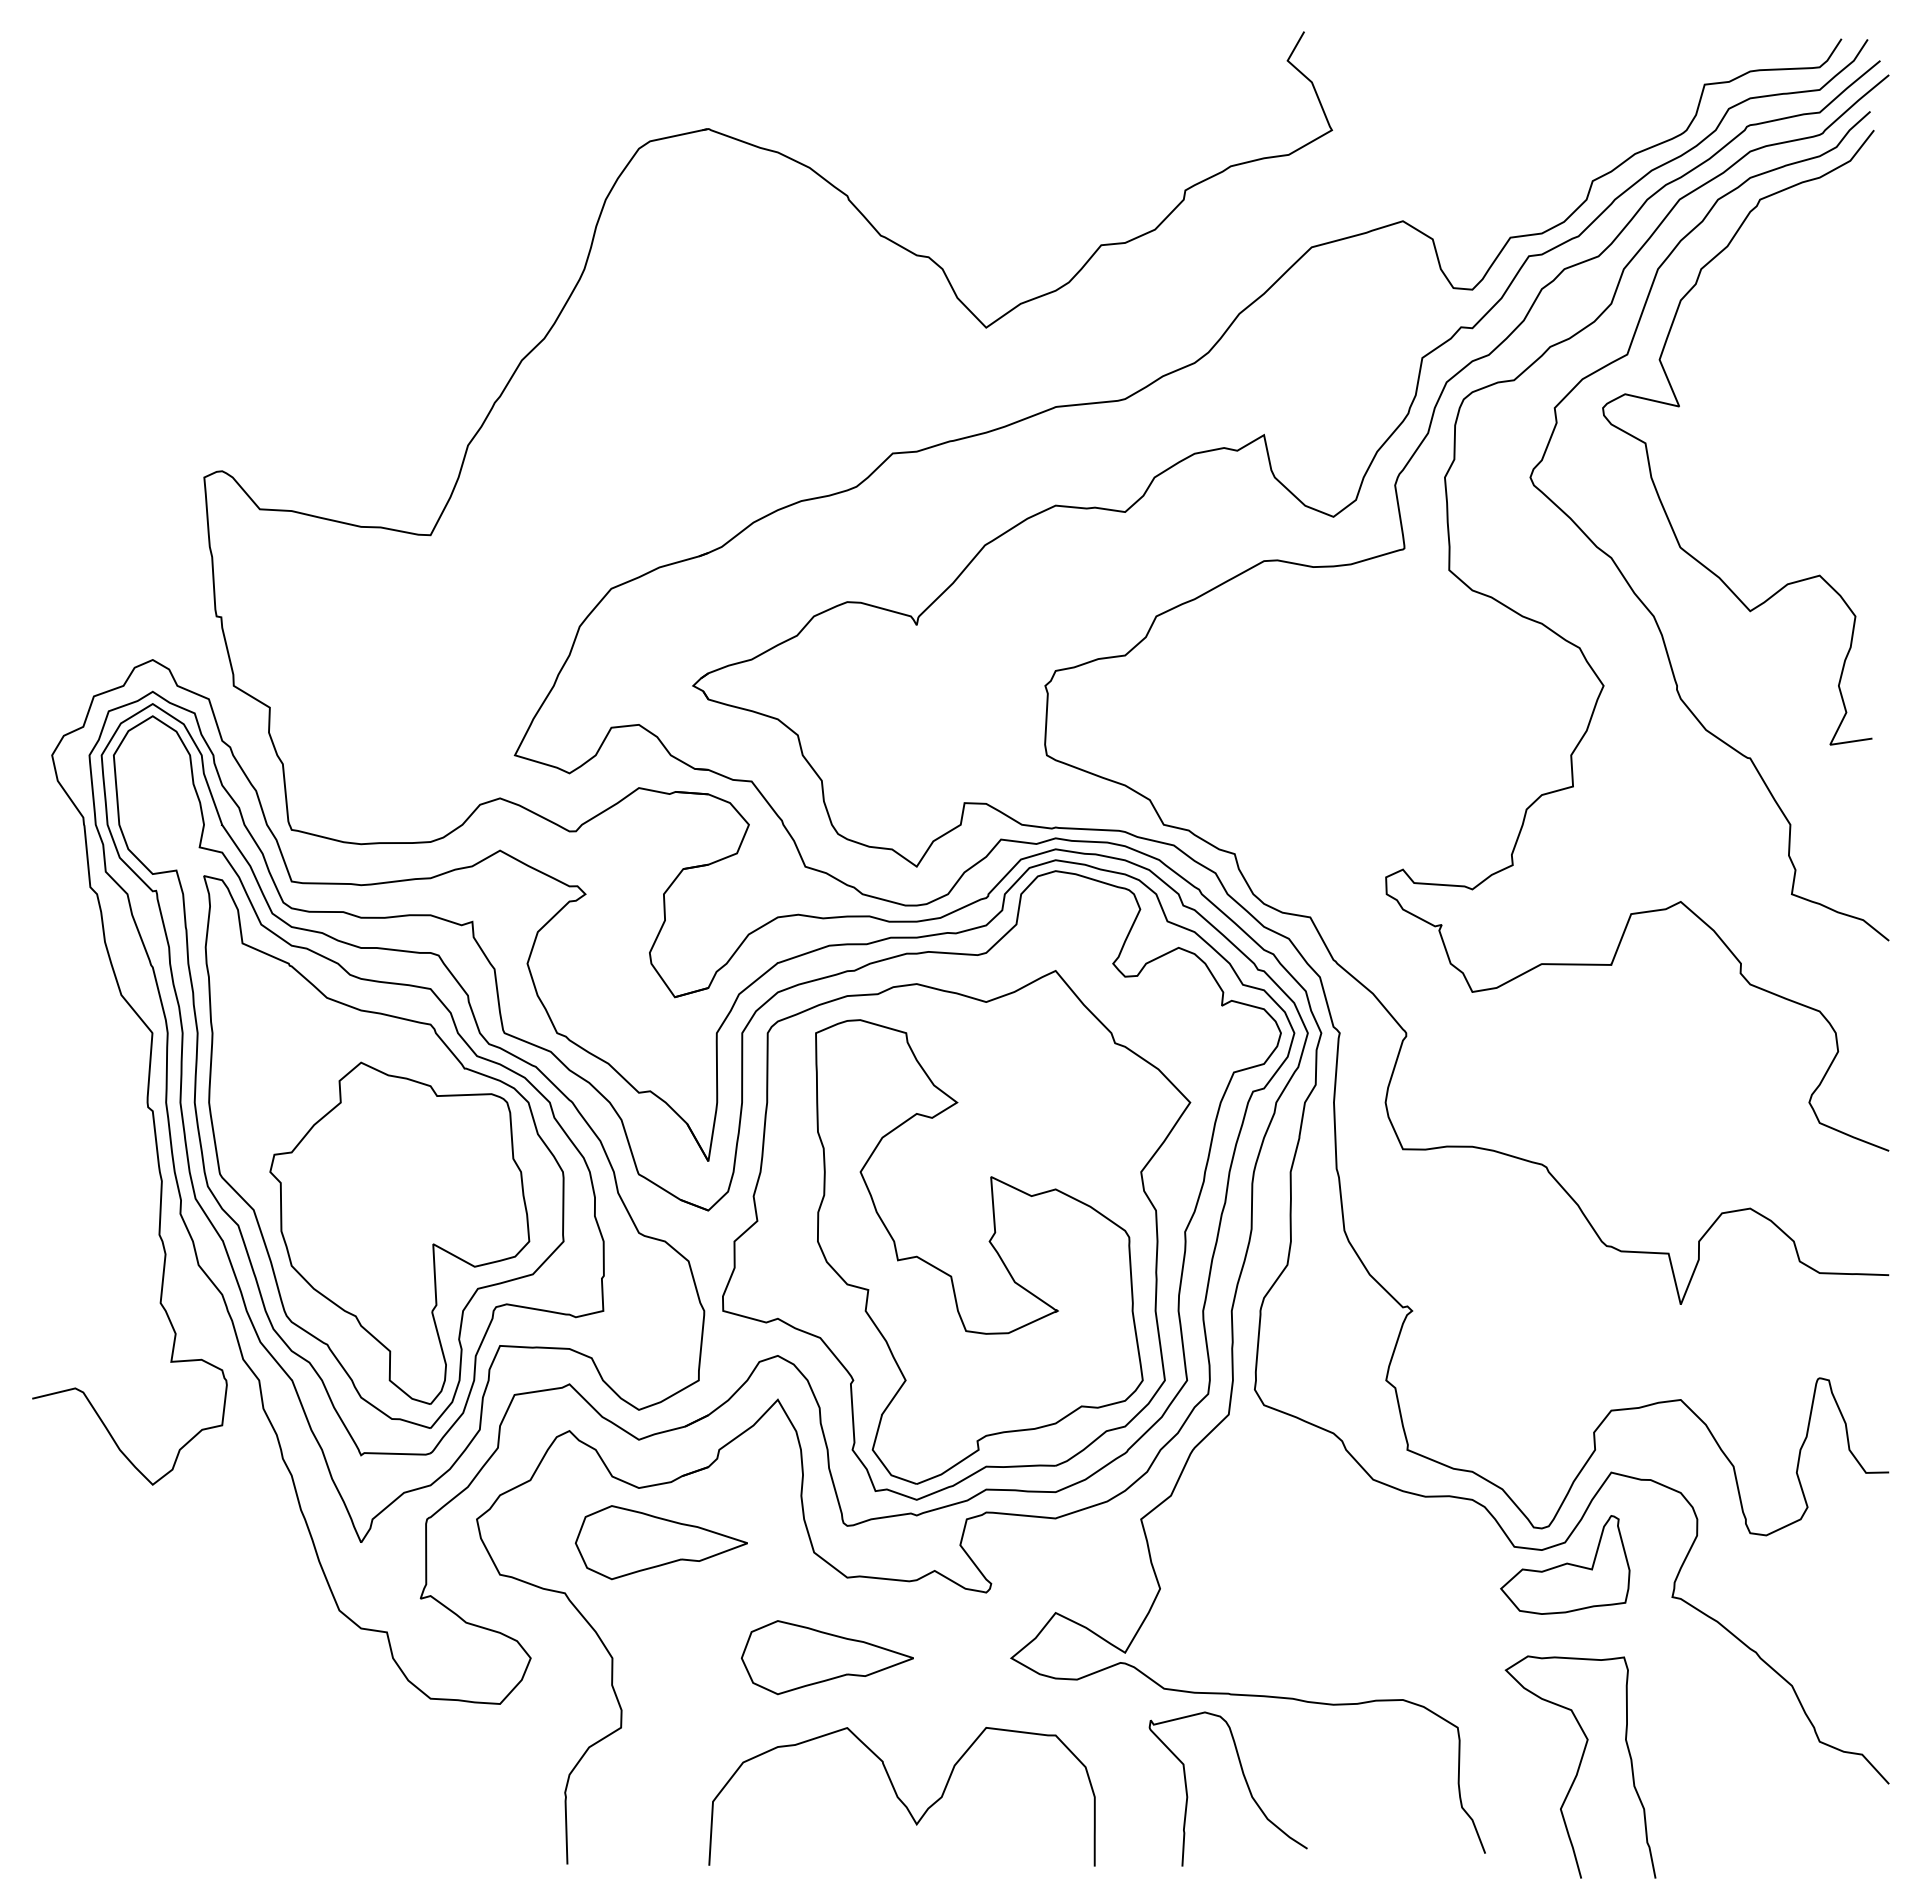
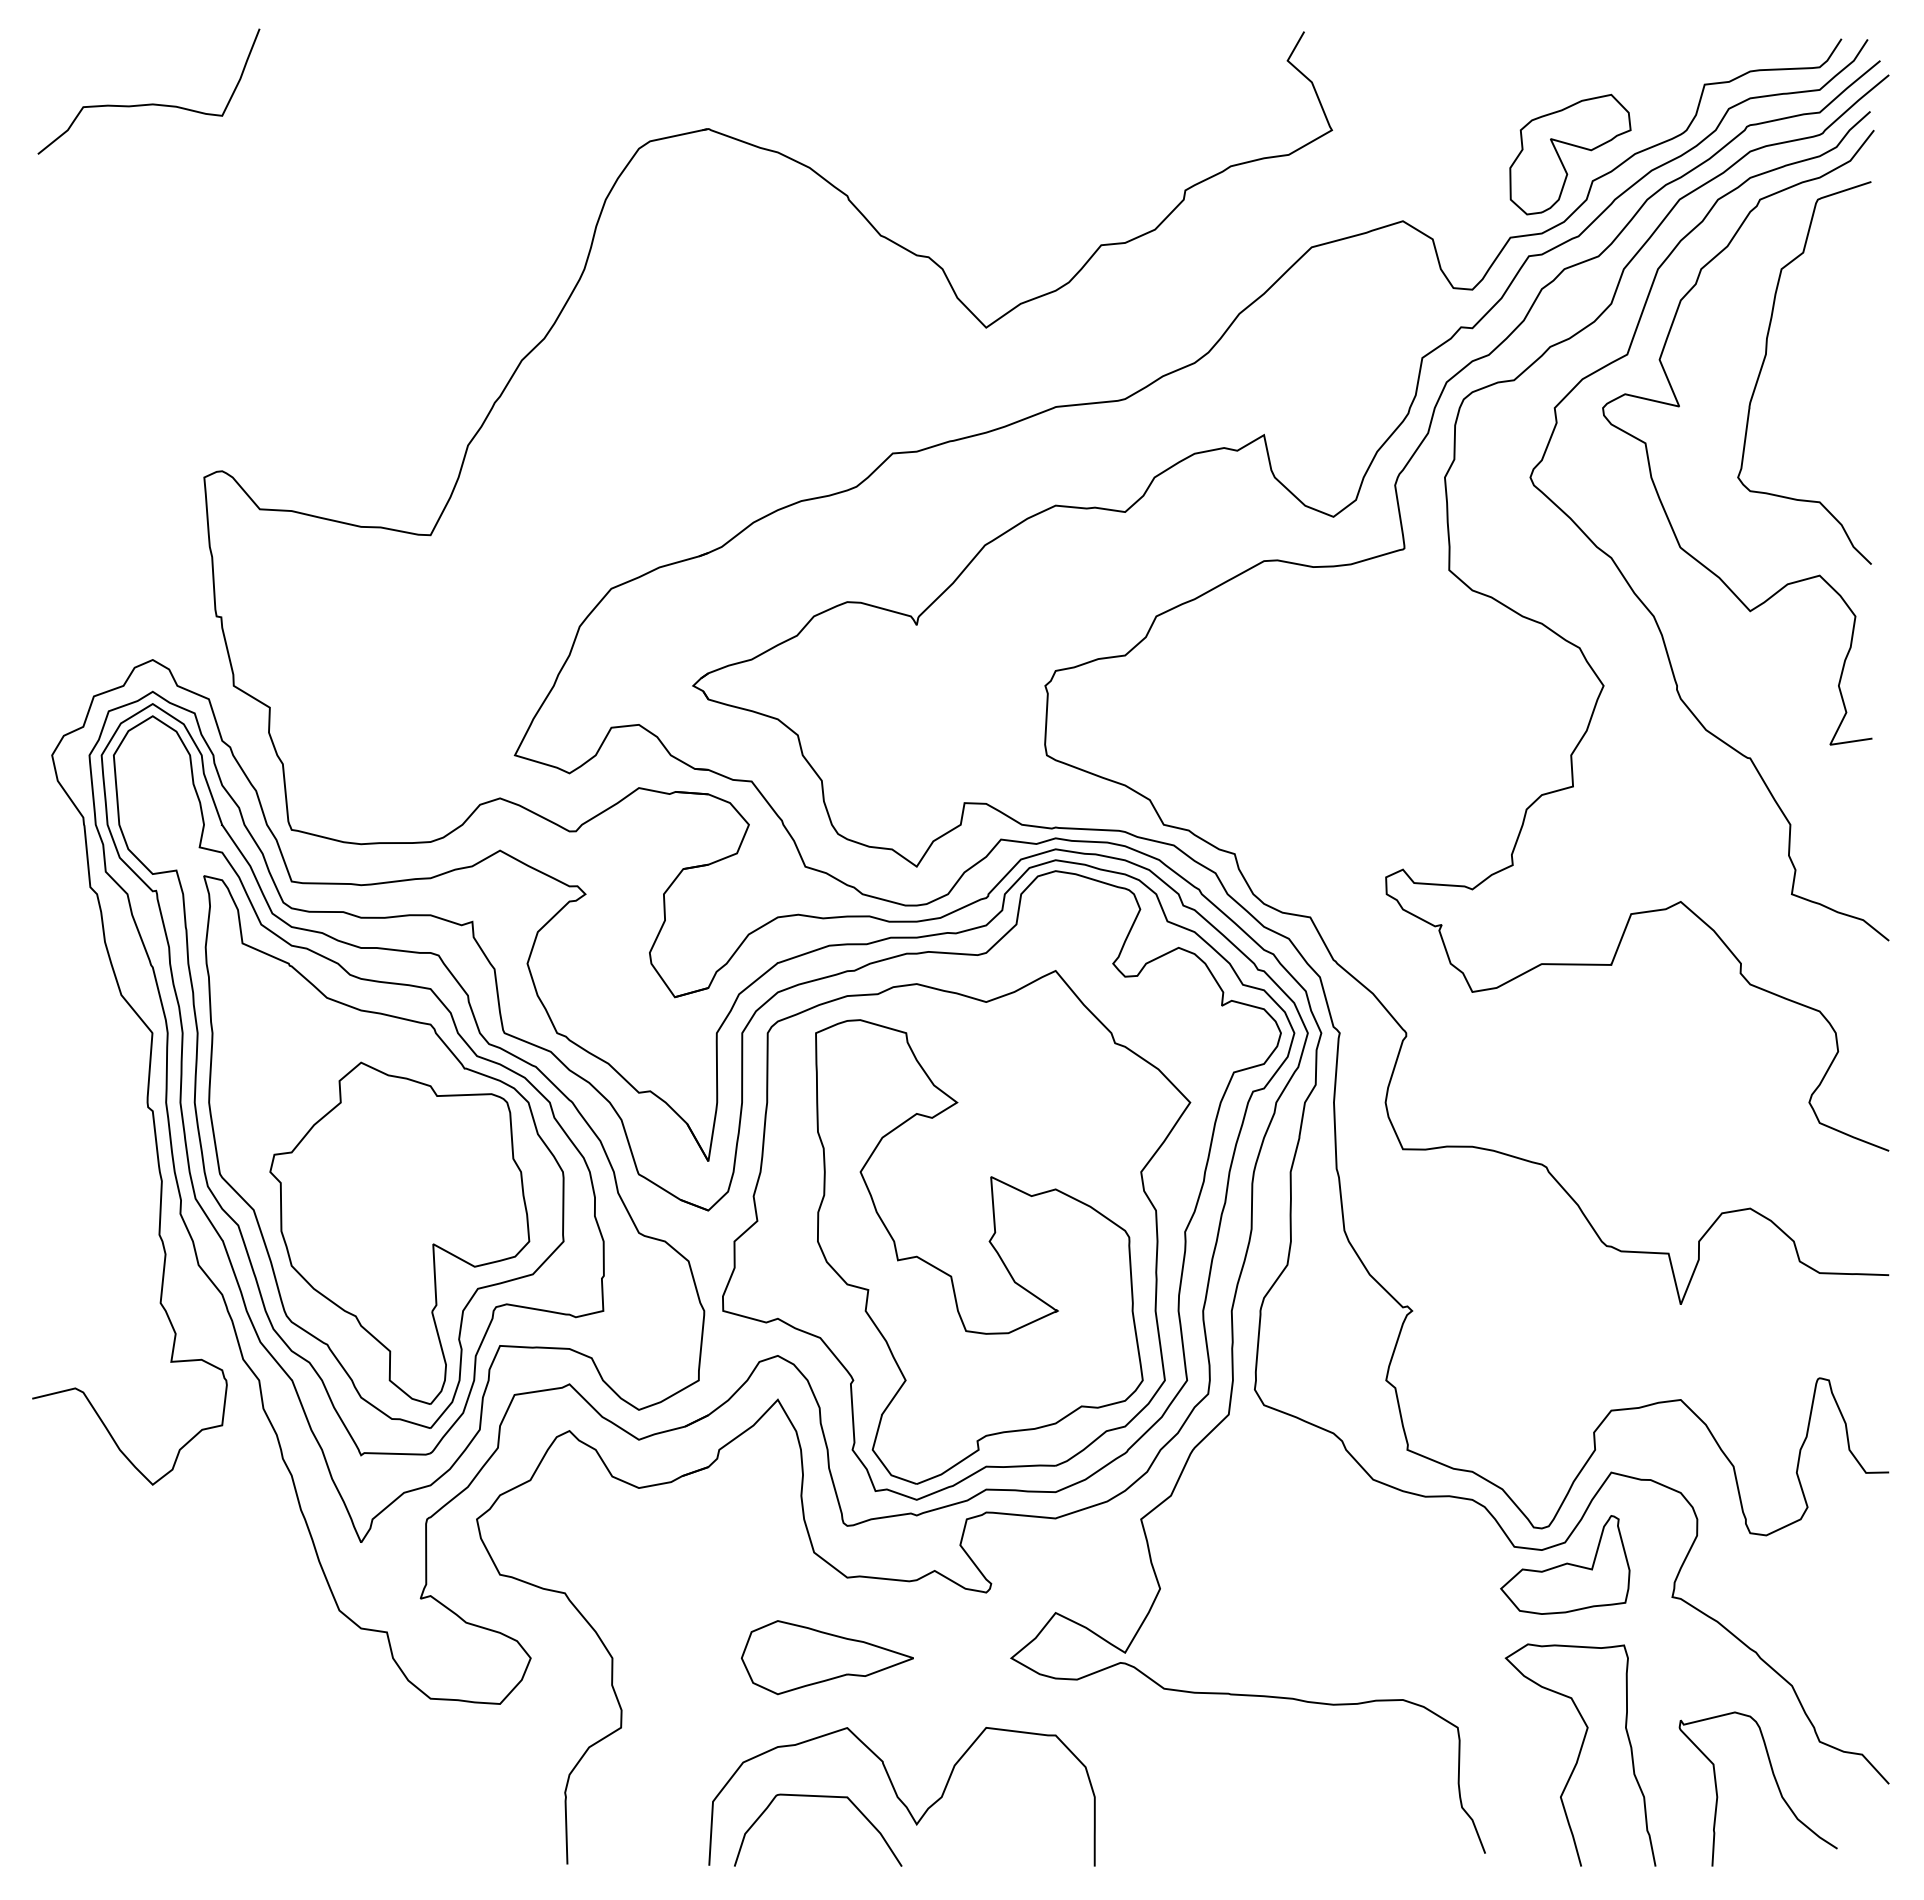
curve: none -> present (148, 103)
part: none -> present (1573, 146)
curve: none -> present (1765, 359)
part: present -> none (660, 1542)
curve position: (1580, 1766) -> (1580, 1754) (1580, 1754)
curve position: (1245, 1782) -> (1775, 1782) (1775, 1782)
curve: none -> present (818, 1797)
